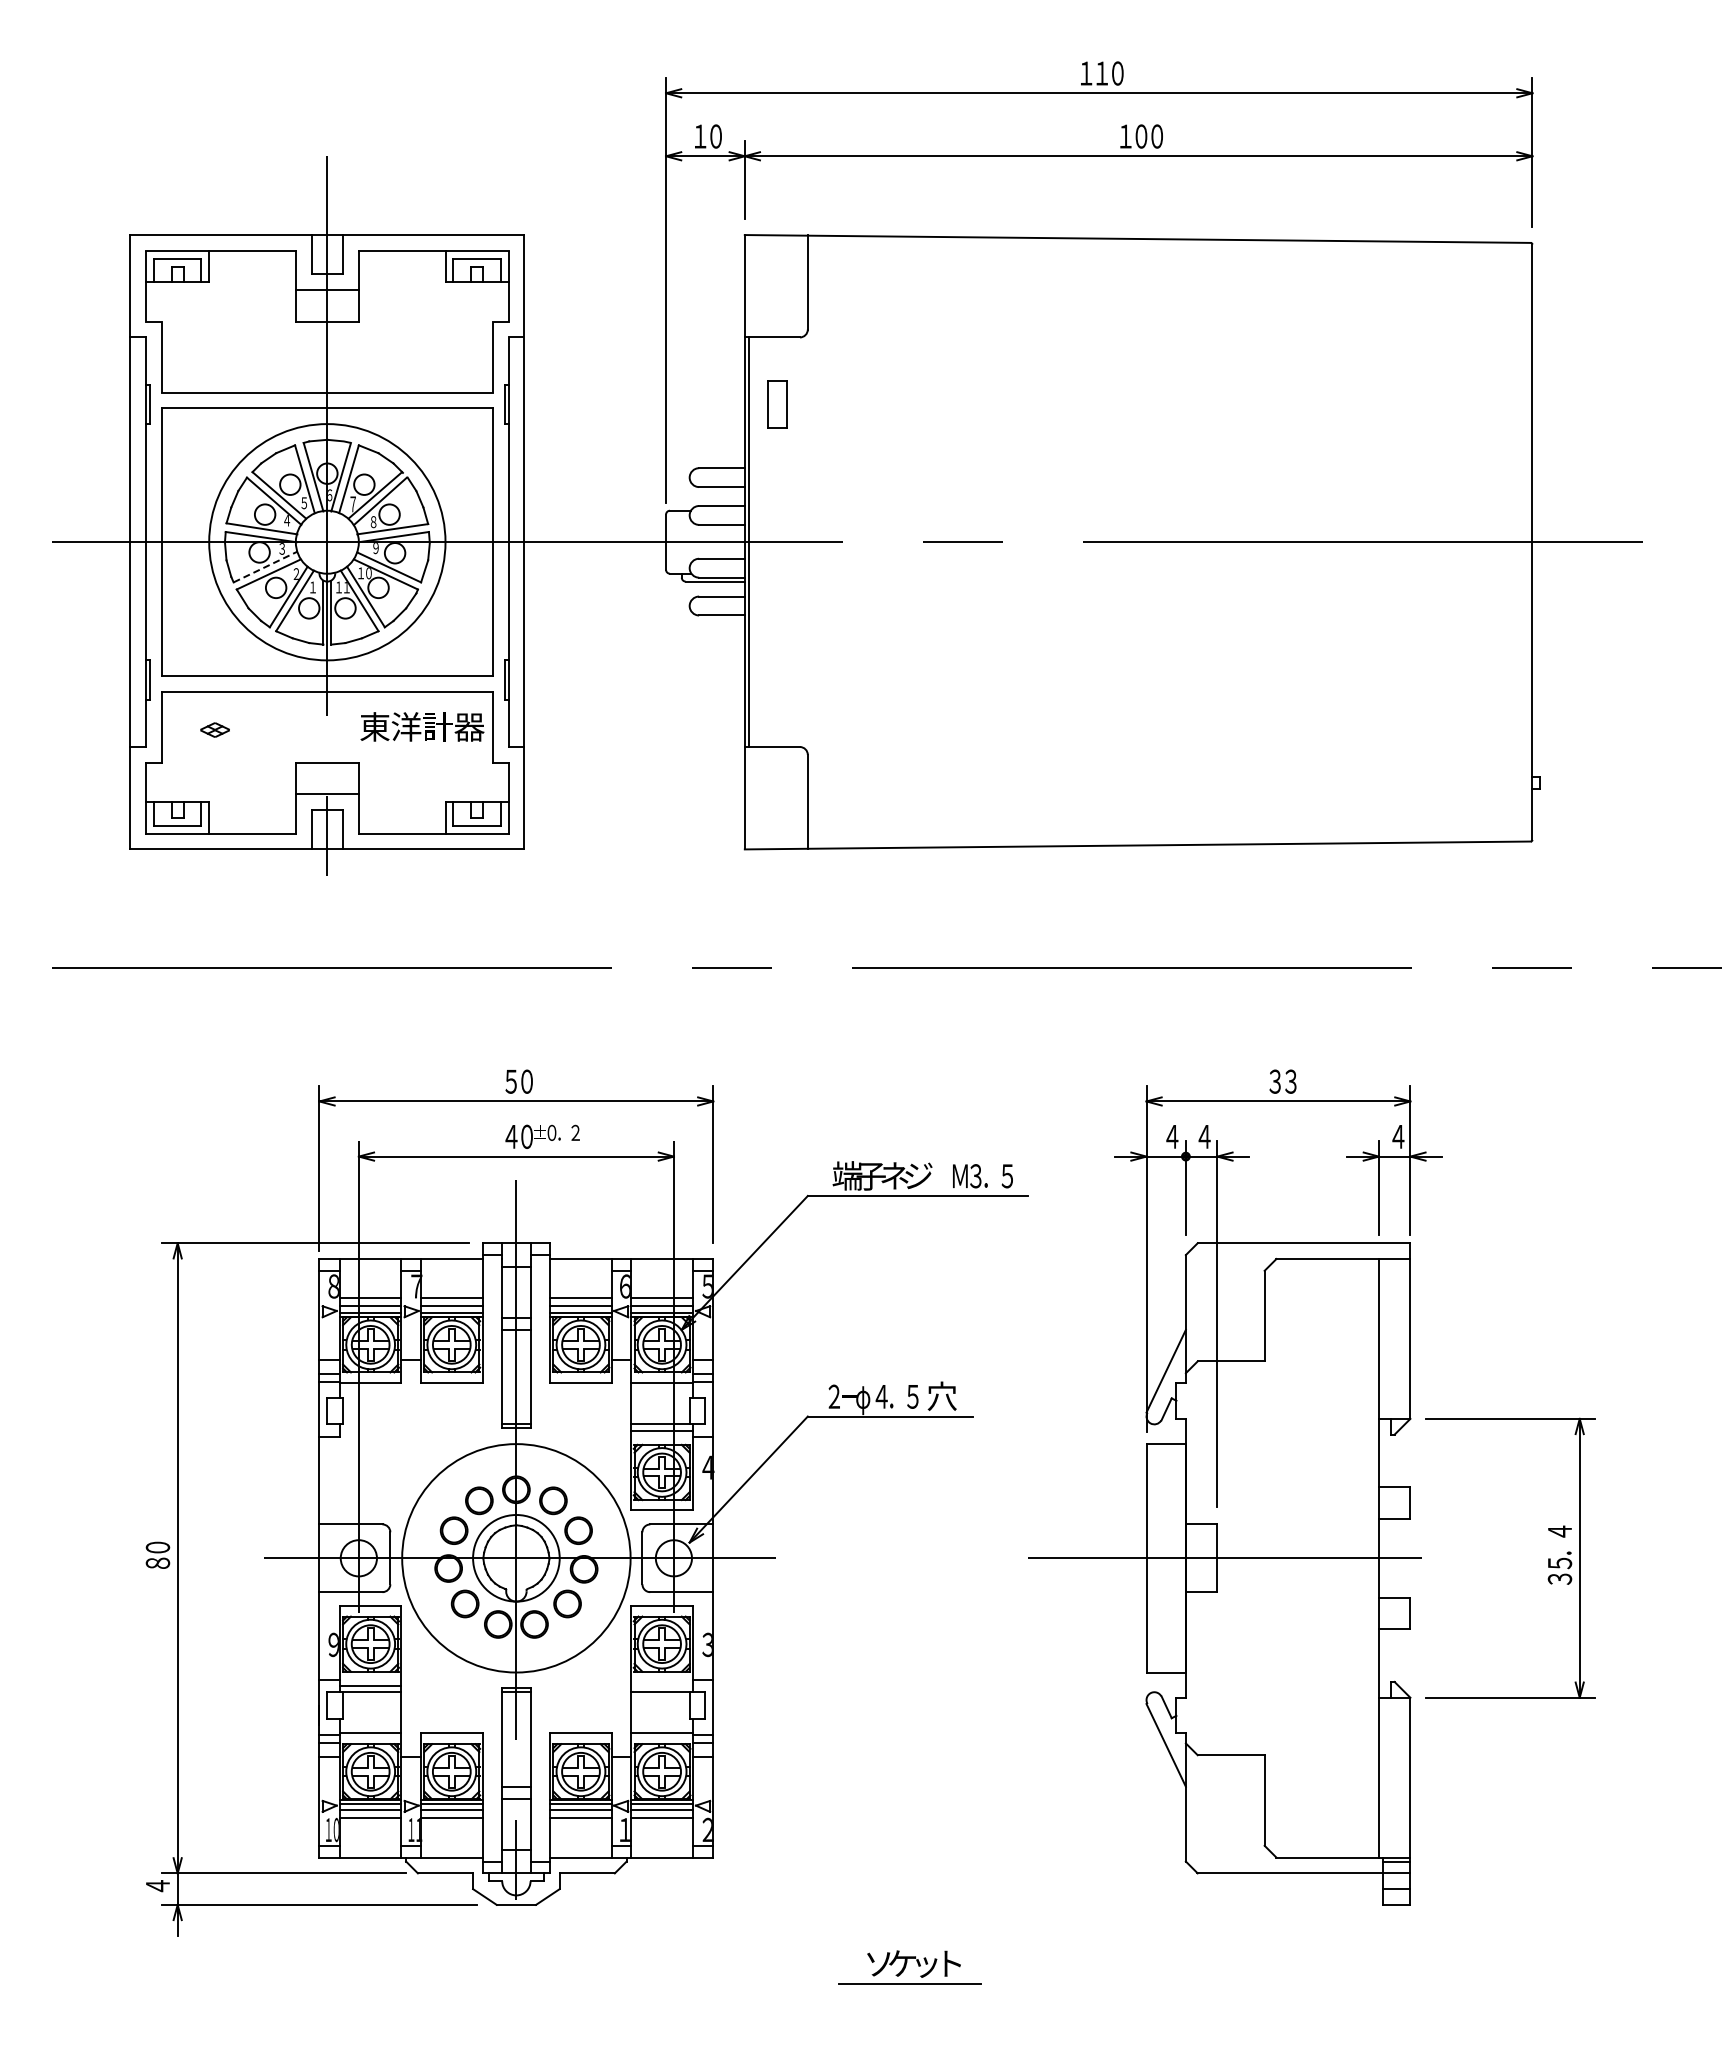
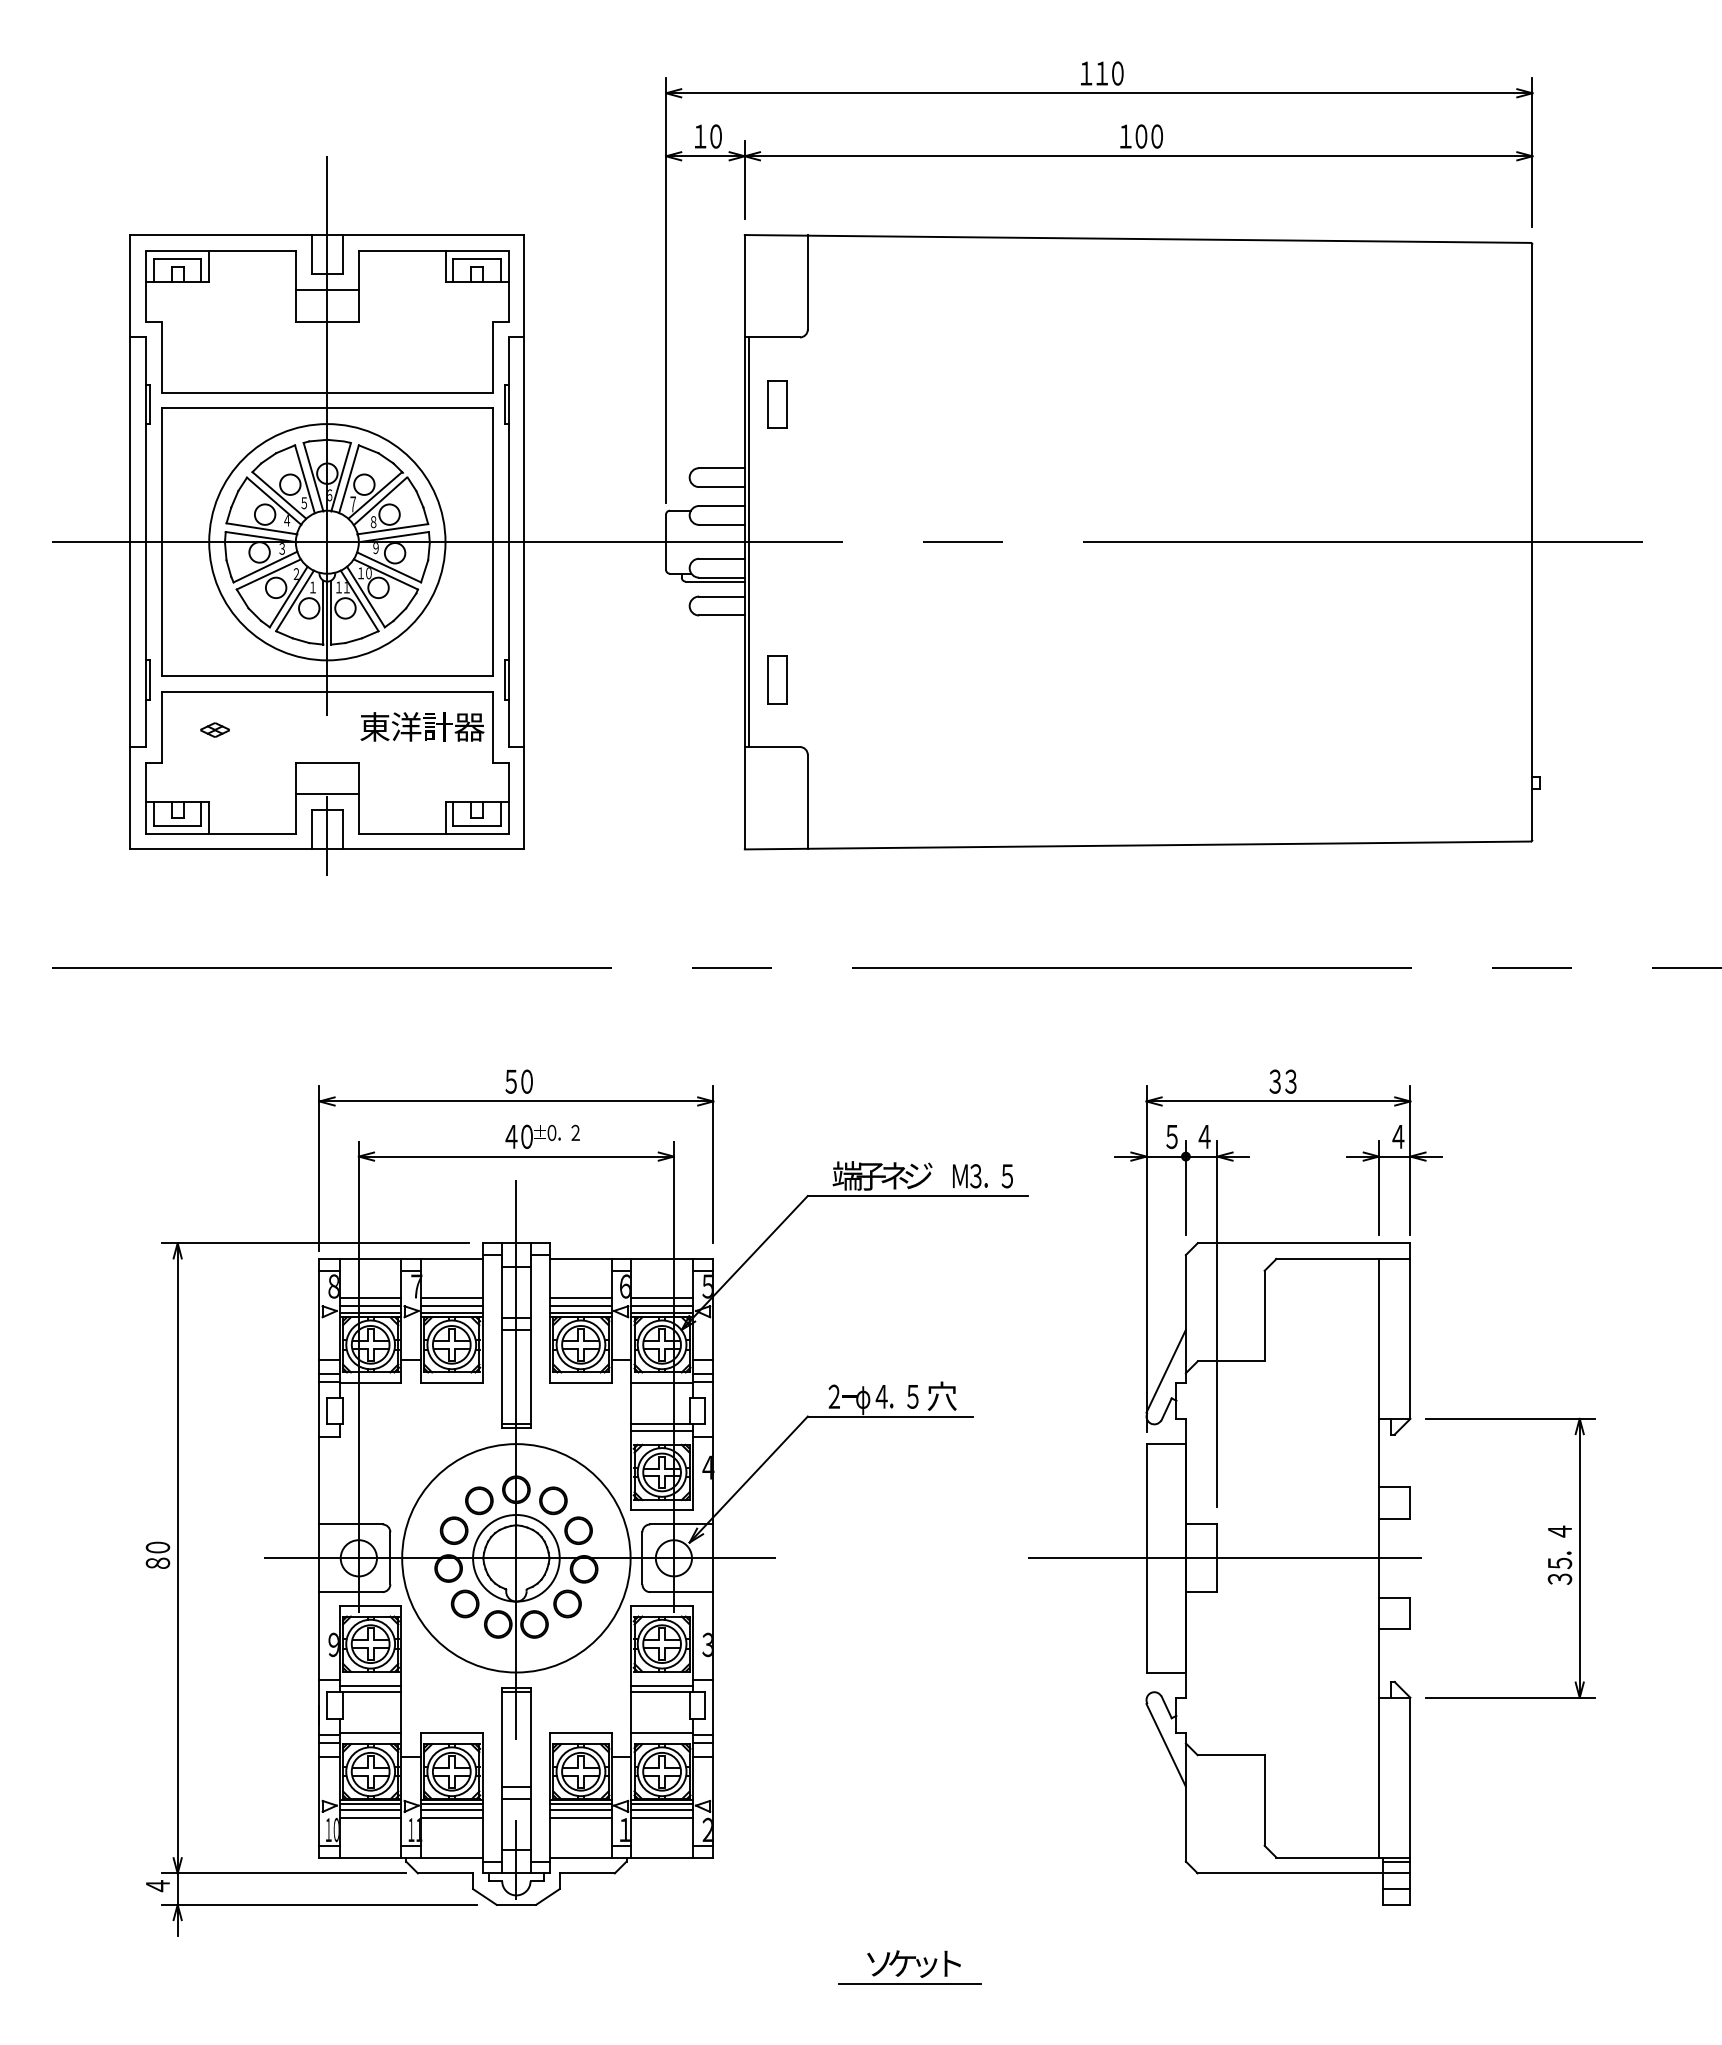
line: dashed -> solid (265, 566)
part: none -> present (777, 679)
text: ４ -> ５ (1172, 1136)
line: none -> present (661, 1685)
